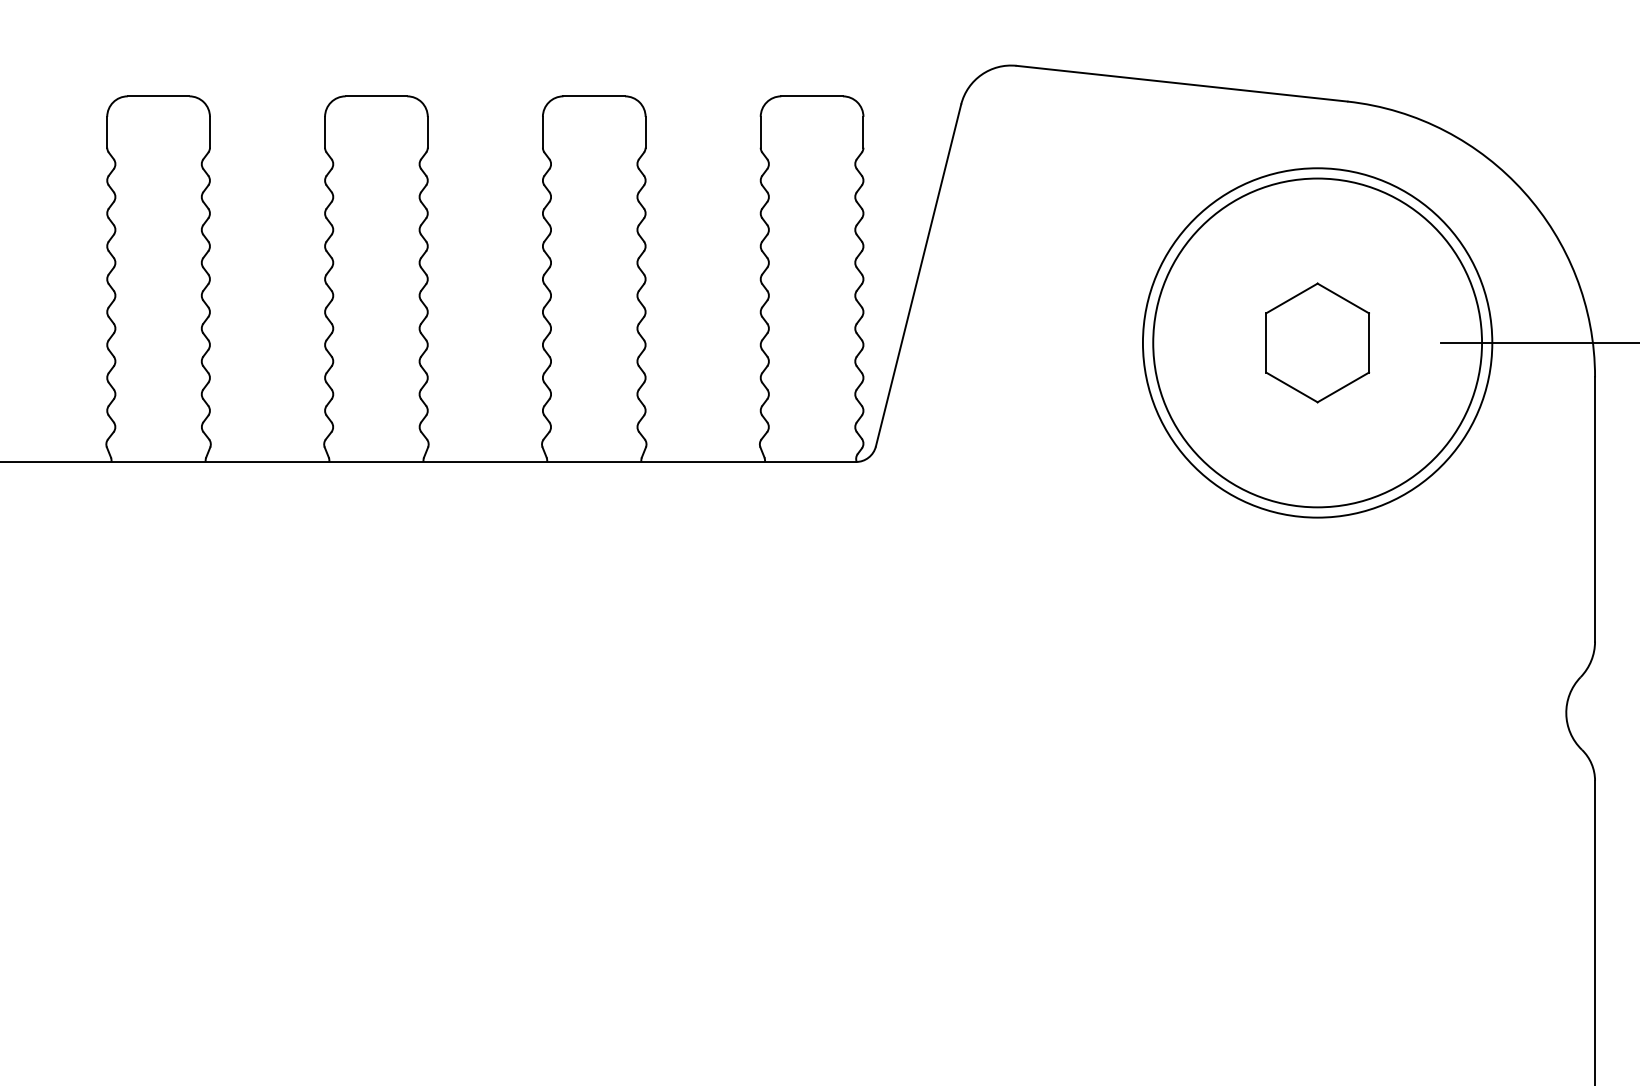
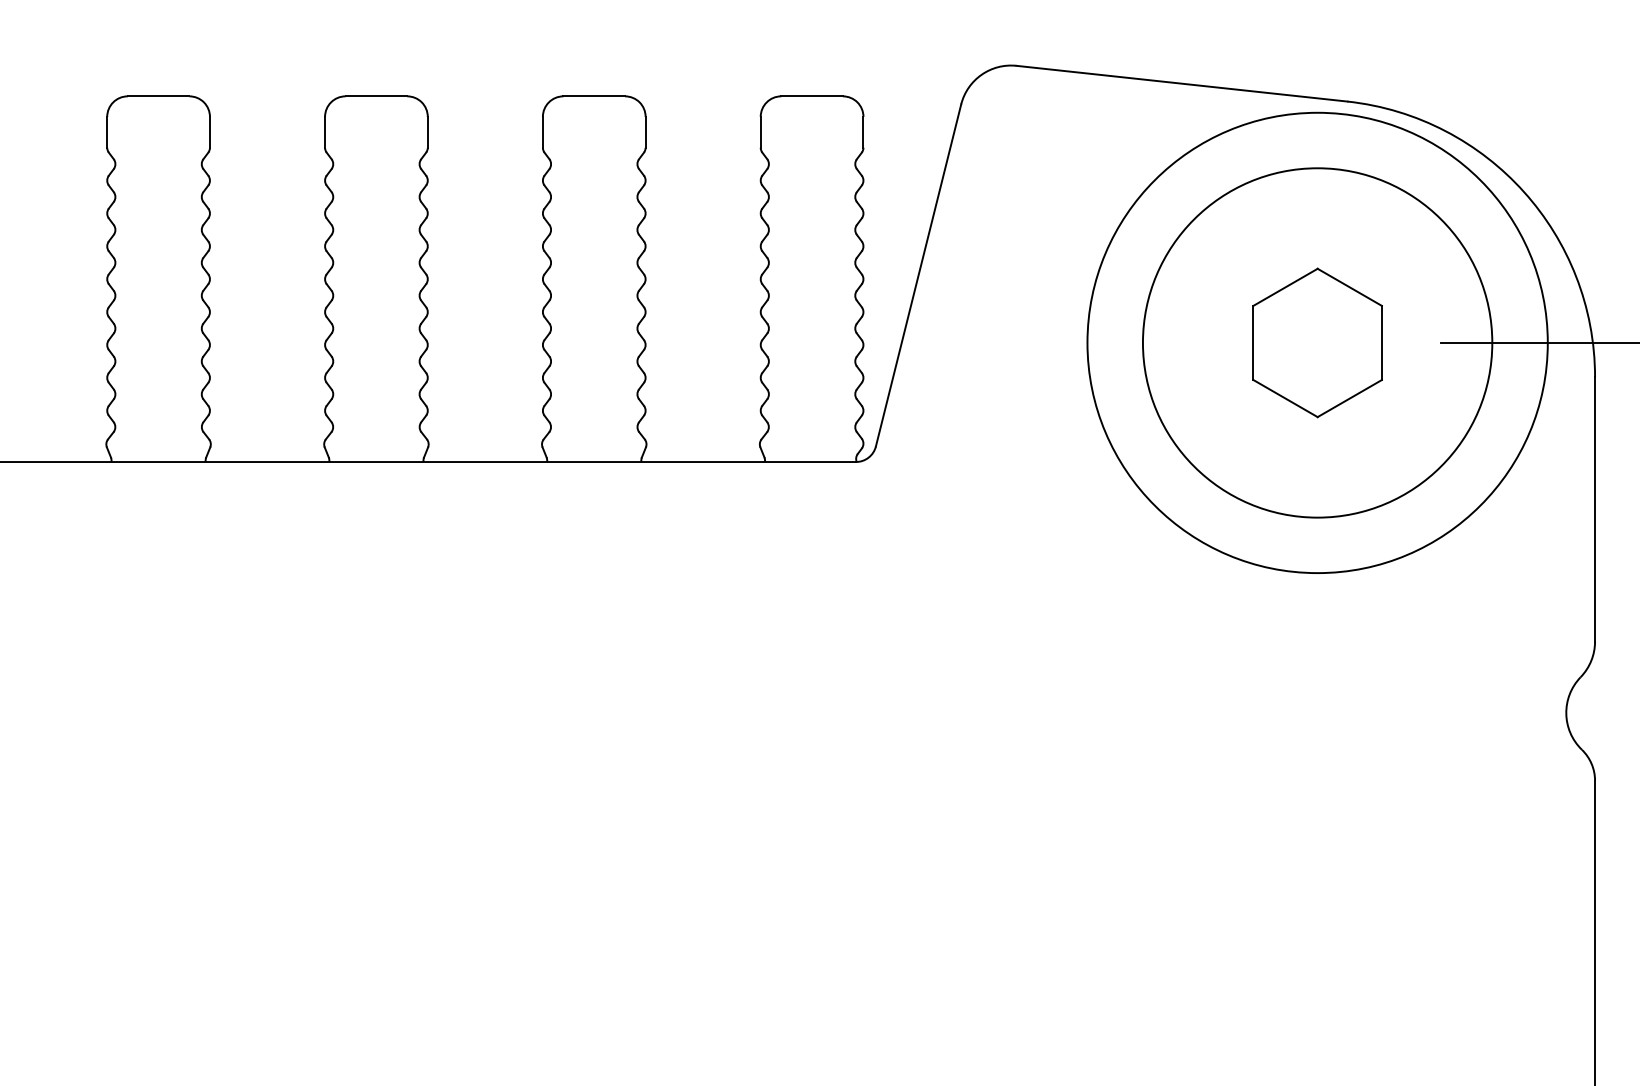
circle diameter: 329 px -> 460 px (1317, 342)
part size: 105x122 px -> 131x152 px (1317, 342)
